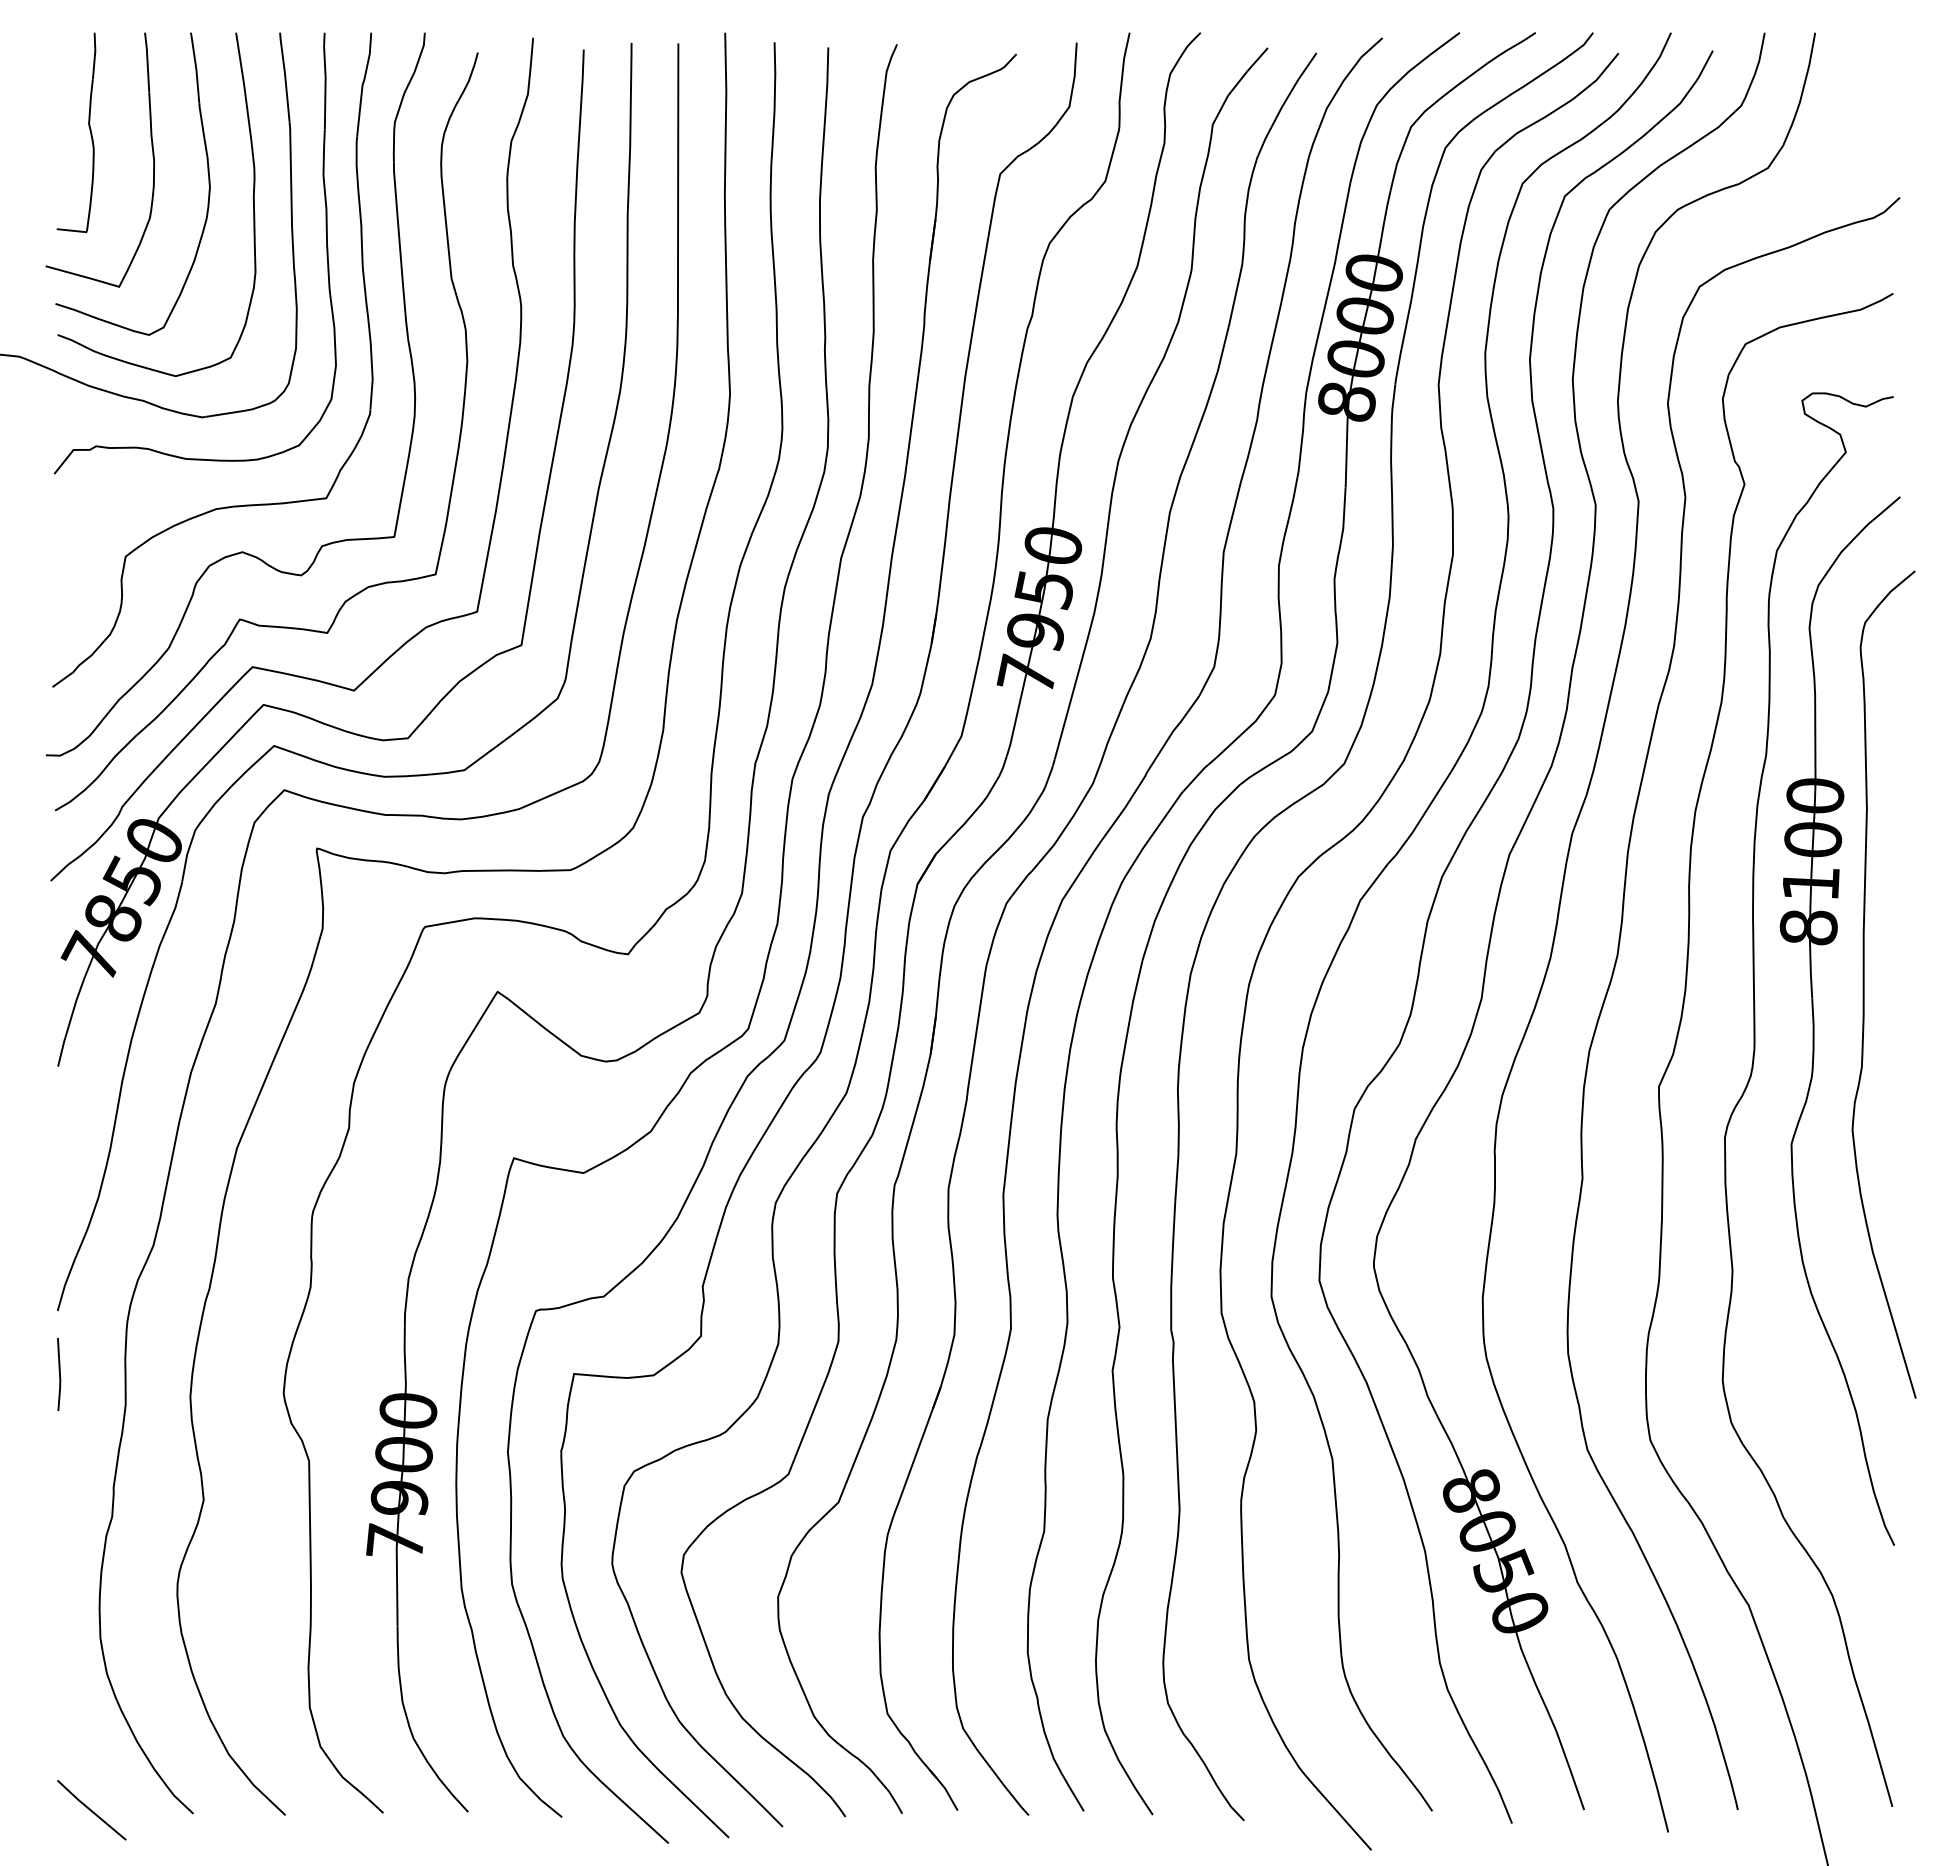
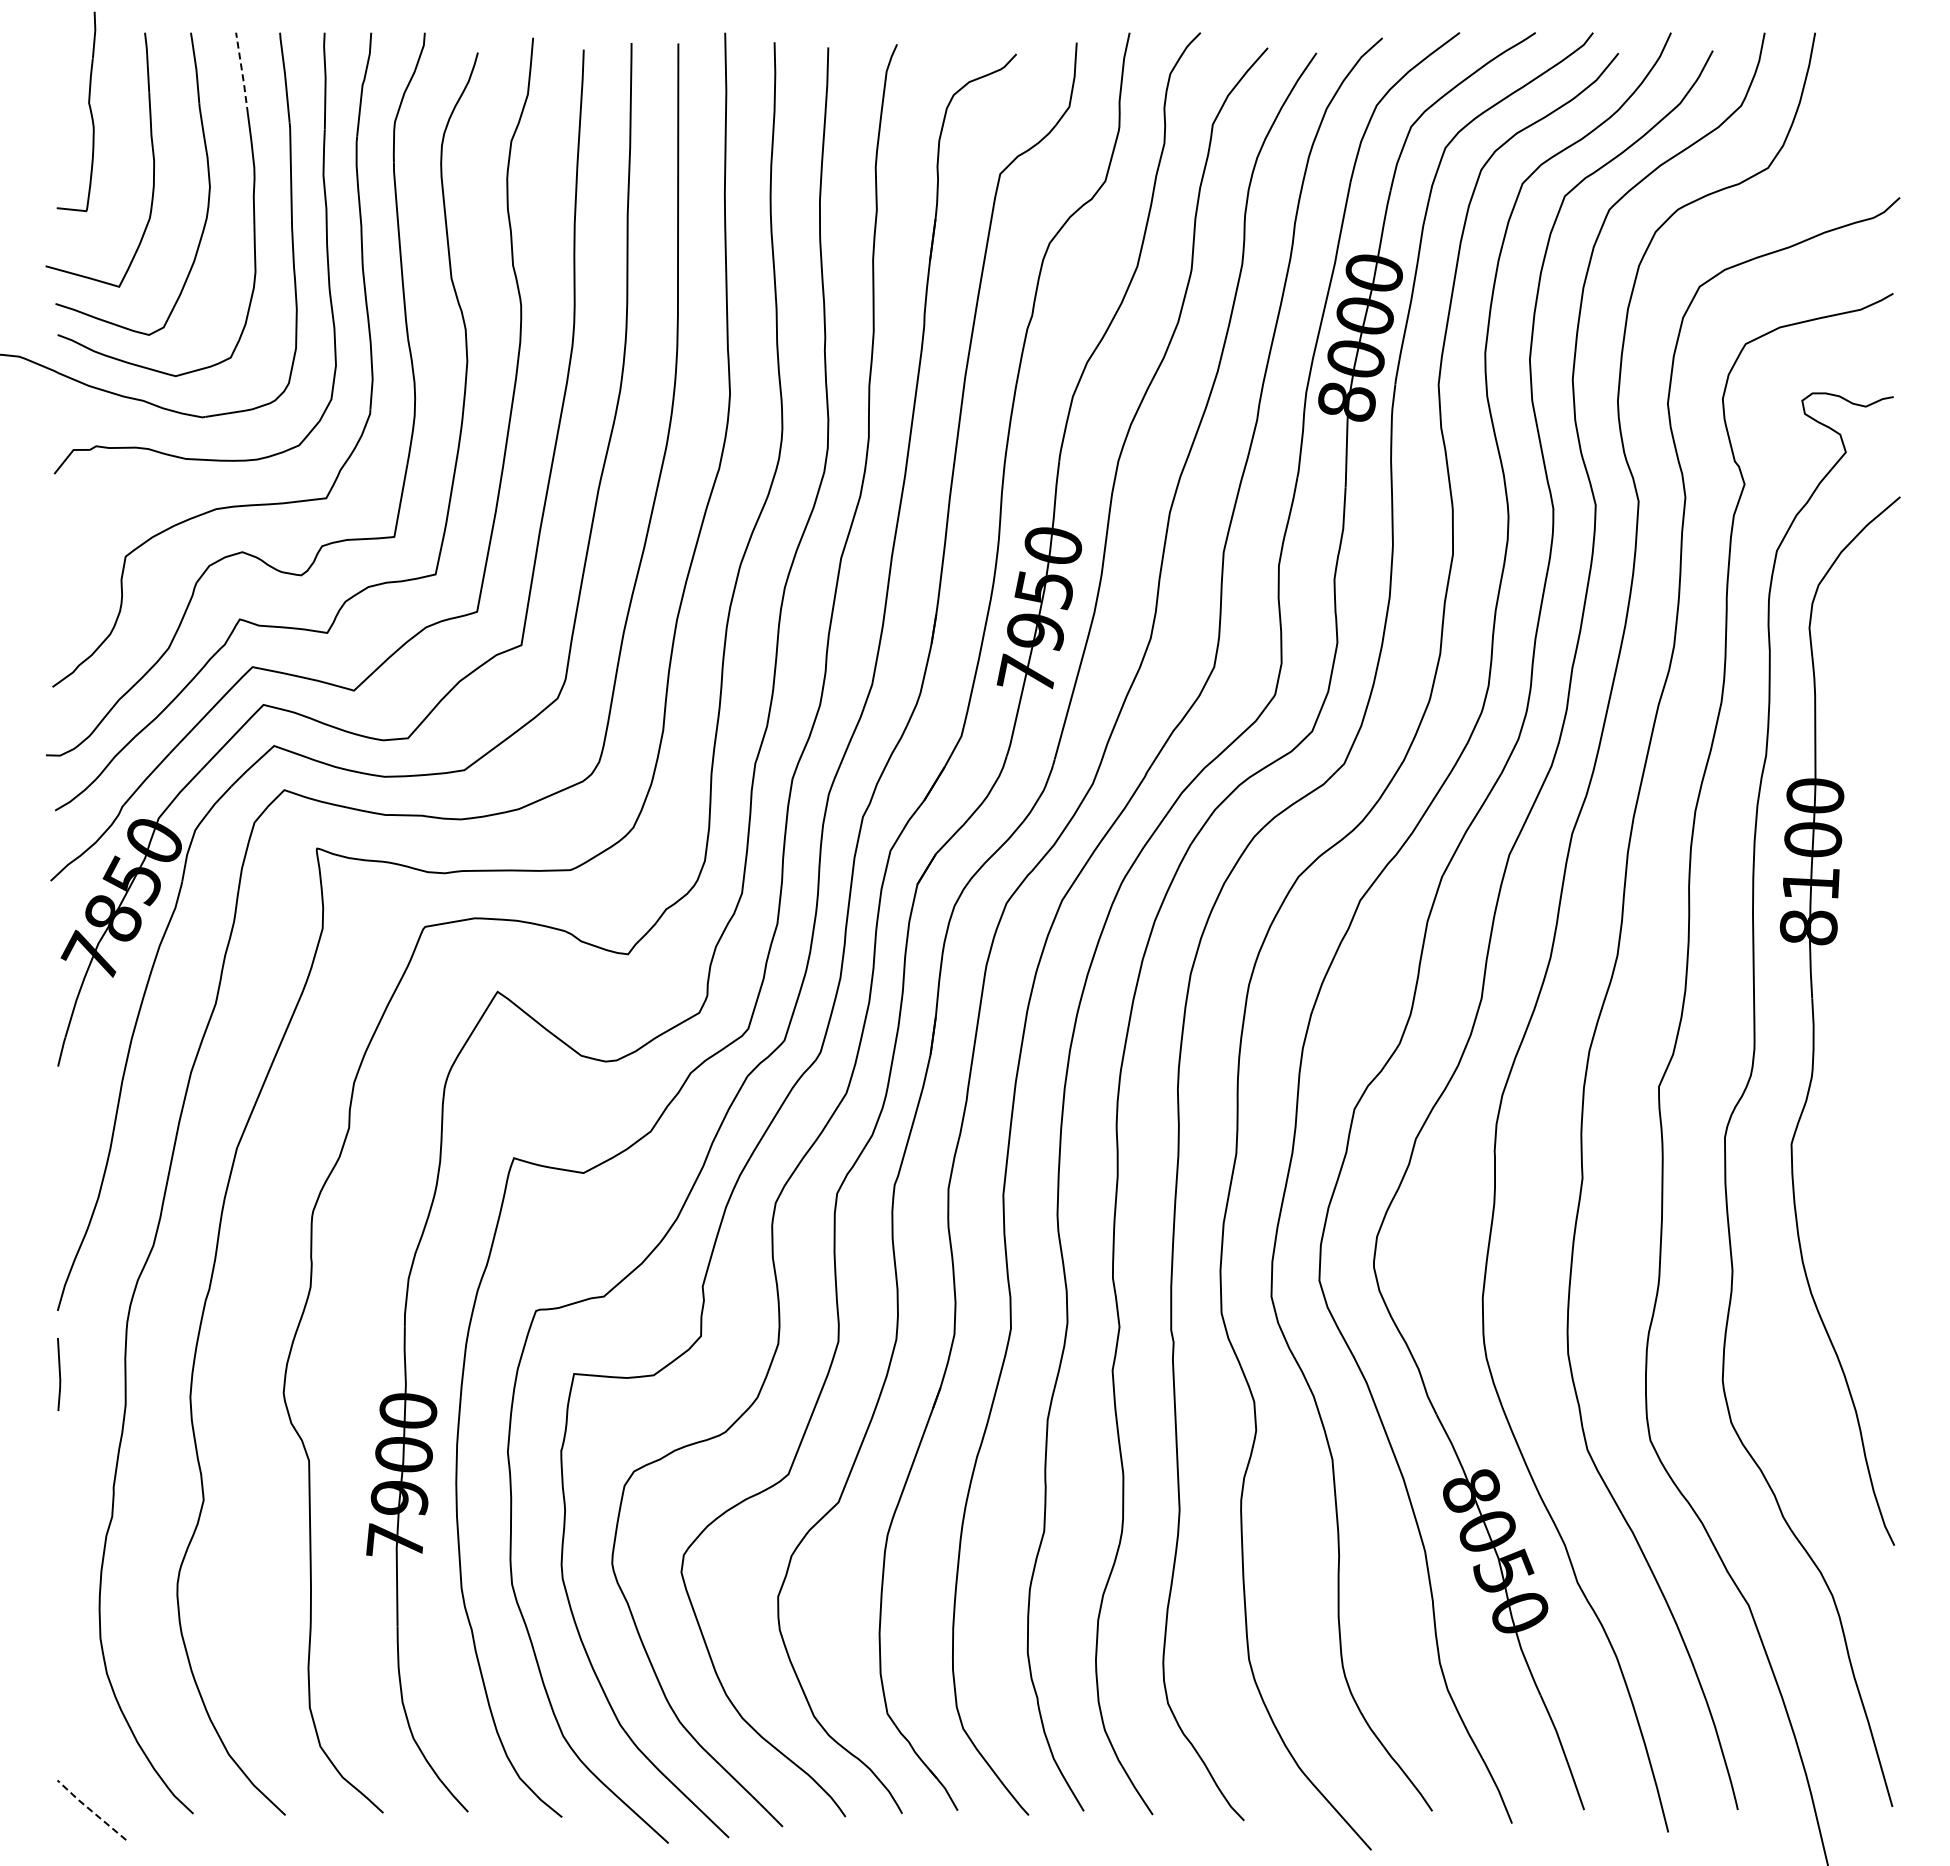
line: solid -> dashed (242, 73)
part position: (89, 131) -> (89, 110) (89, 110)
curve: present -> none (1864, 984)
line: solid -> dashed (90, 1810)
